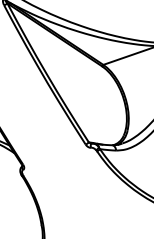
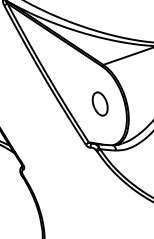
part: none -> present (99, 103)
